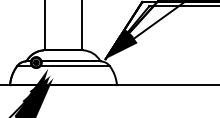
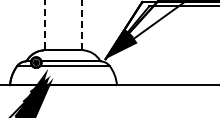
line: solid -> dashed (45, 25)
line: solid -> dashed (81, 25)
